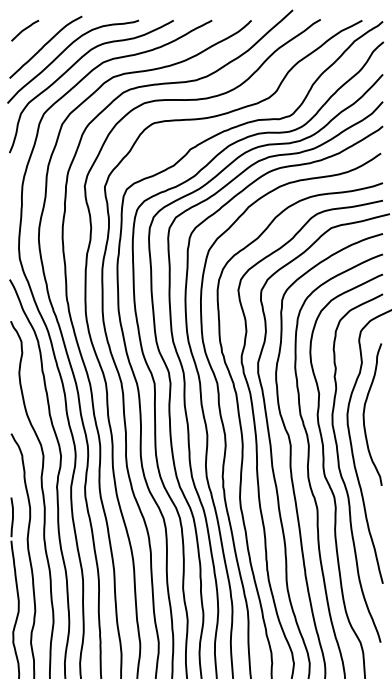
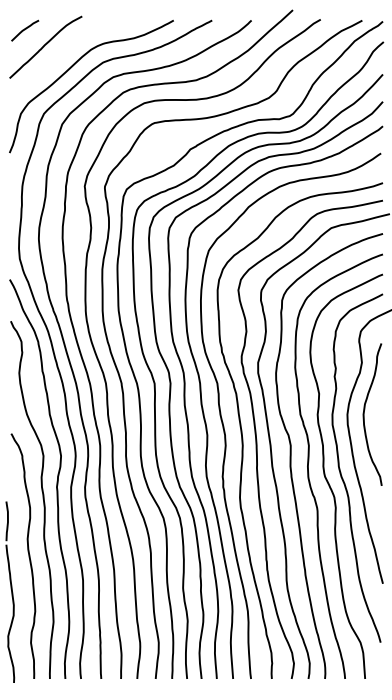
curve: present -> none (64, 51)
part position: (15, 587) -> (10, 591) (10, 591)
